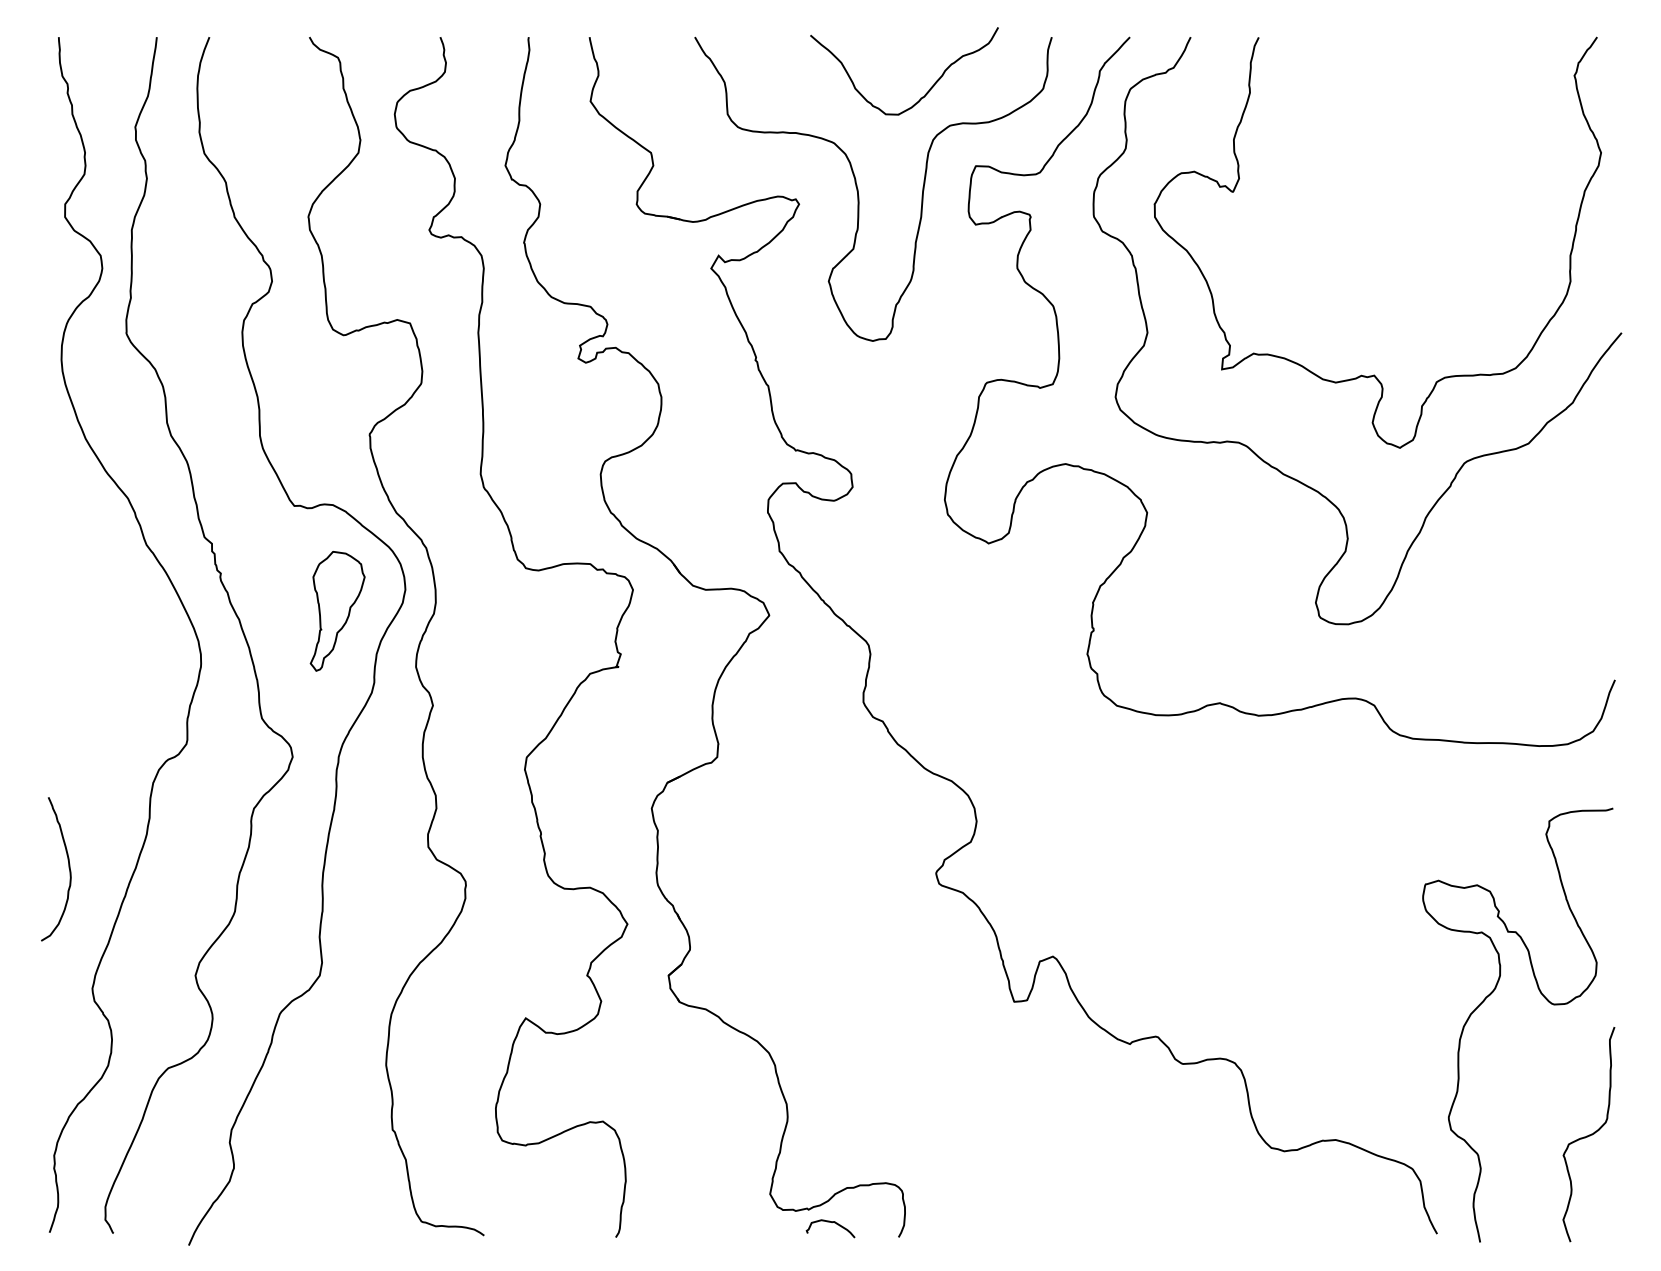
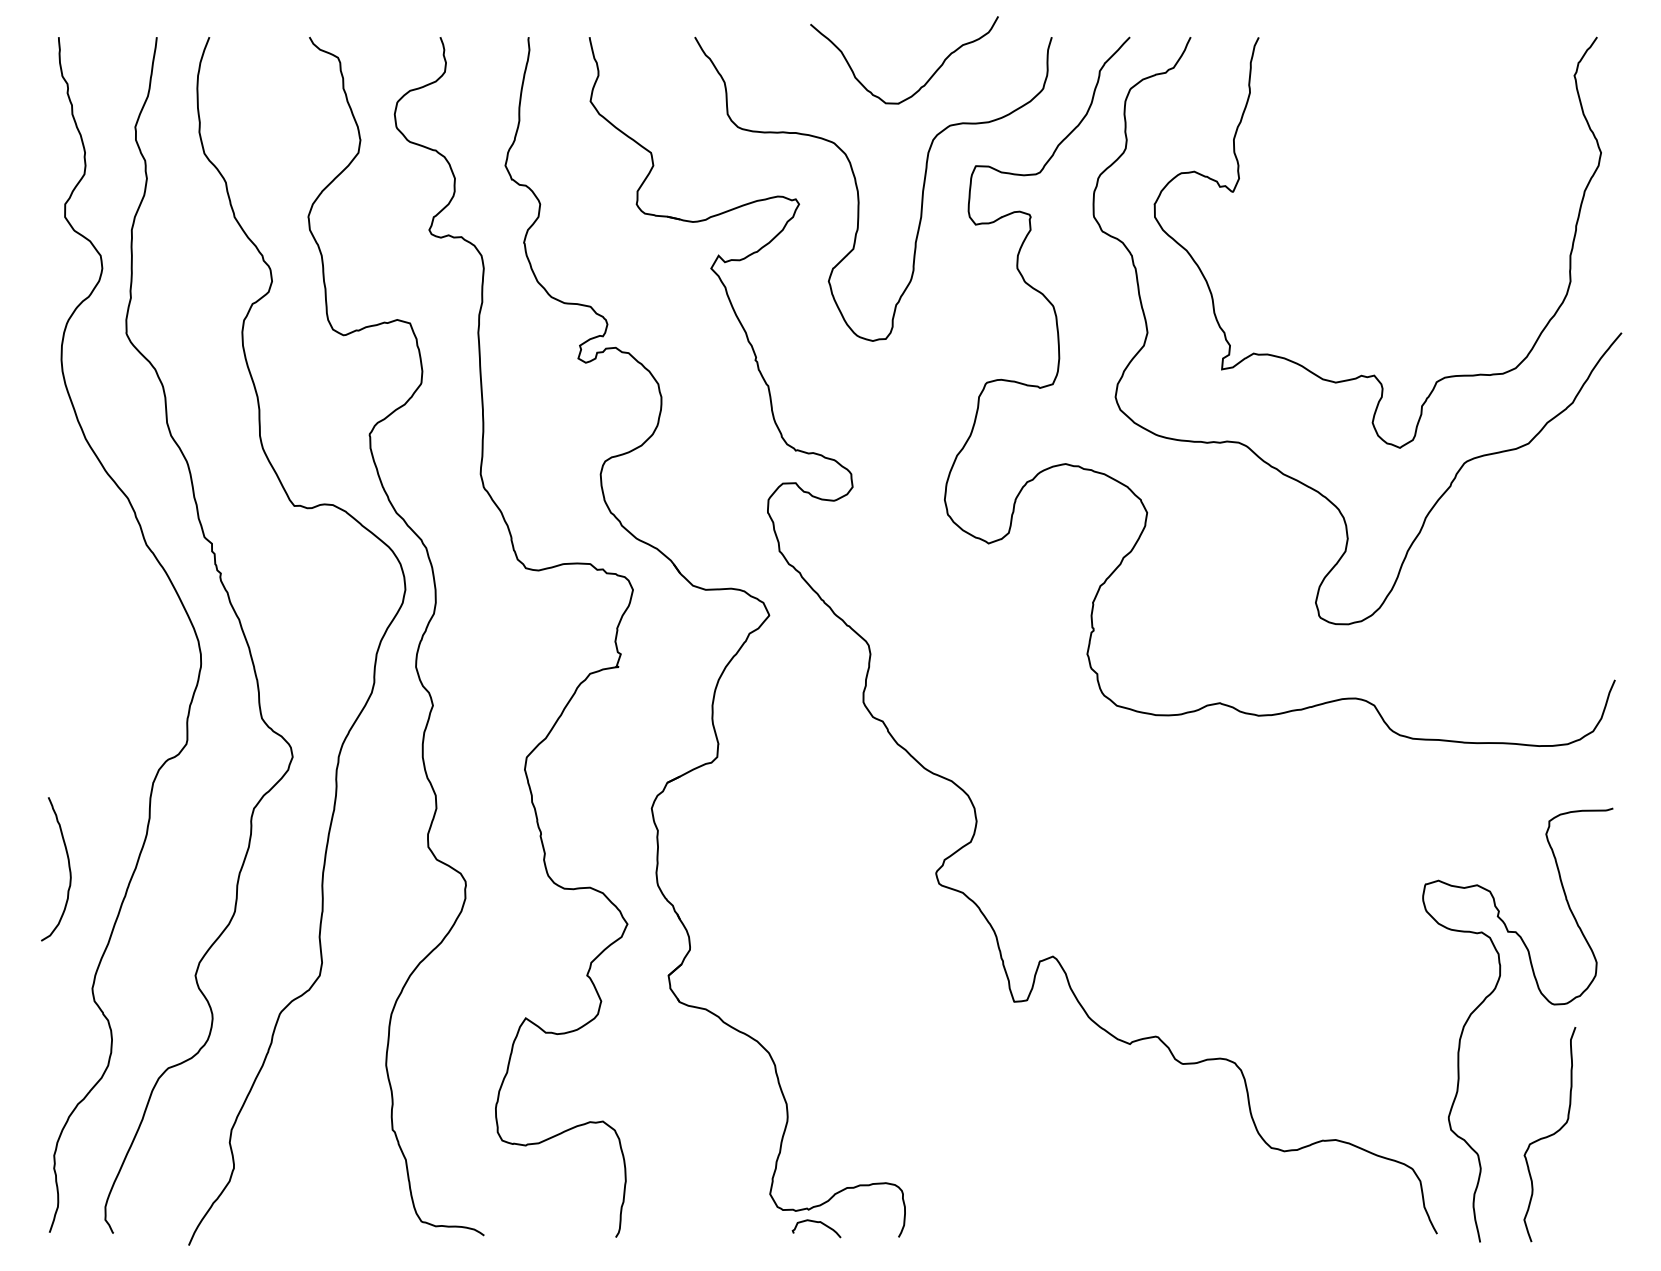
curve position: (926, 92) -> (926, 81) (926, 81)
part: present -> none (337, 611)
curve position: (1589, 1134) -> (1550, 1134) (1550, 1134)
curve position: (832, 1223) -> (818, 1223) (818, 1223)
